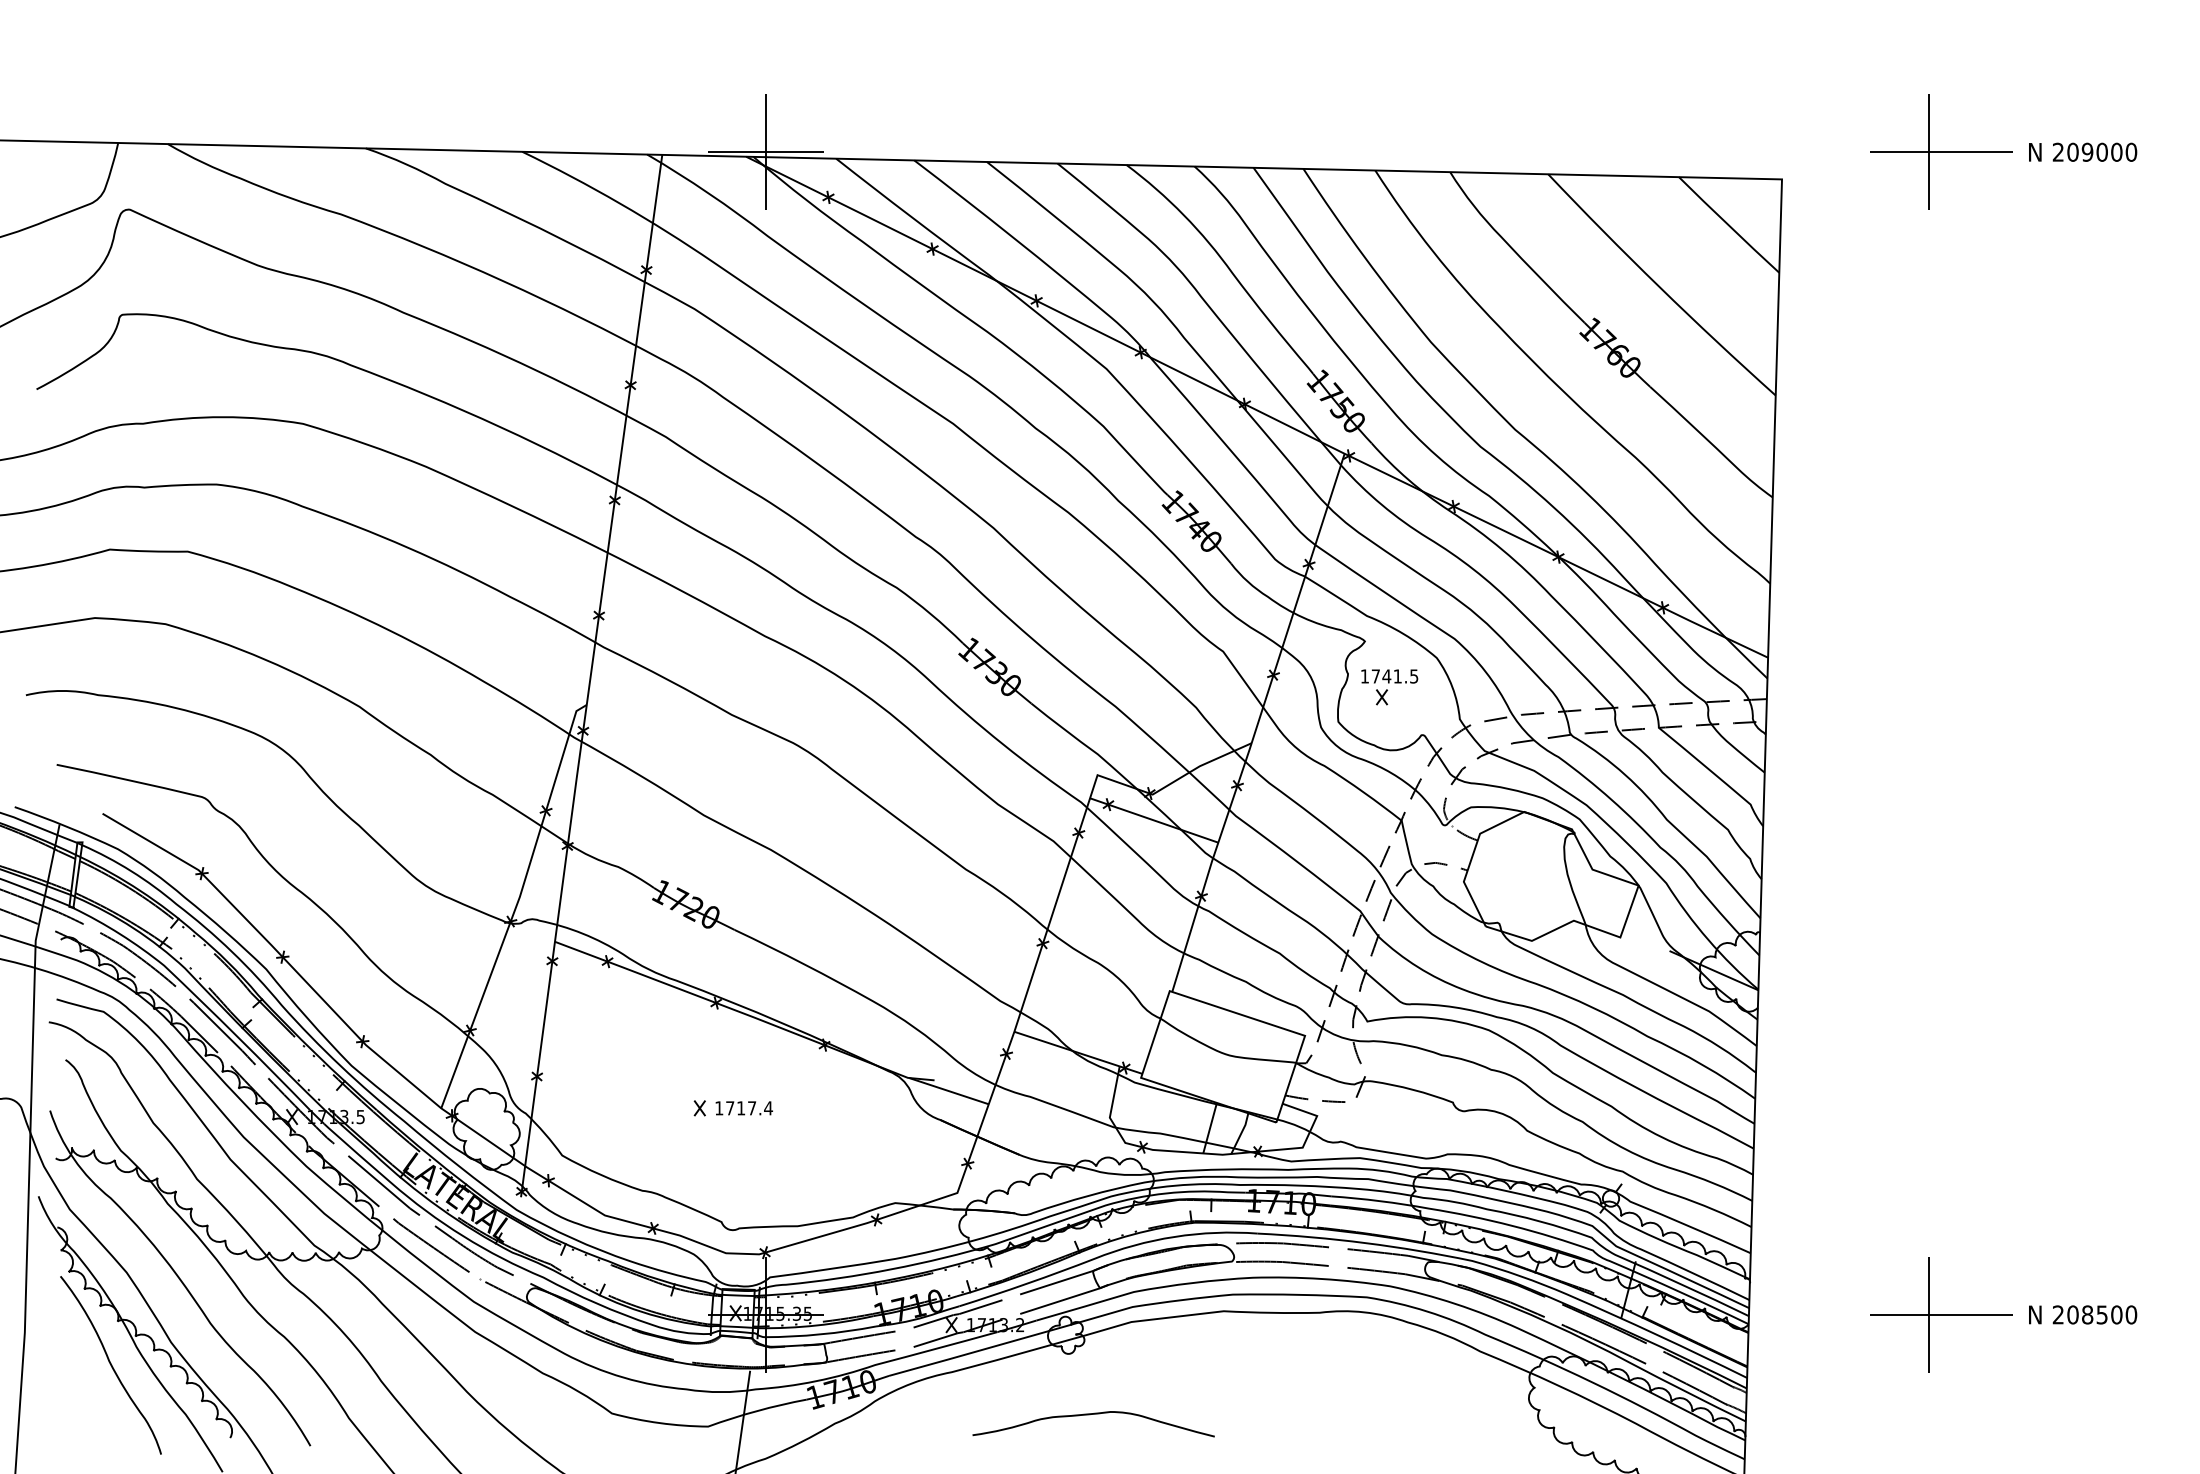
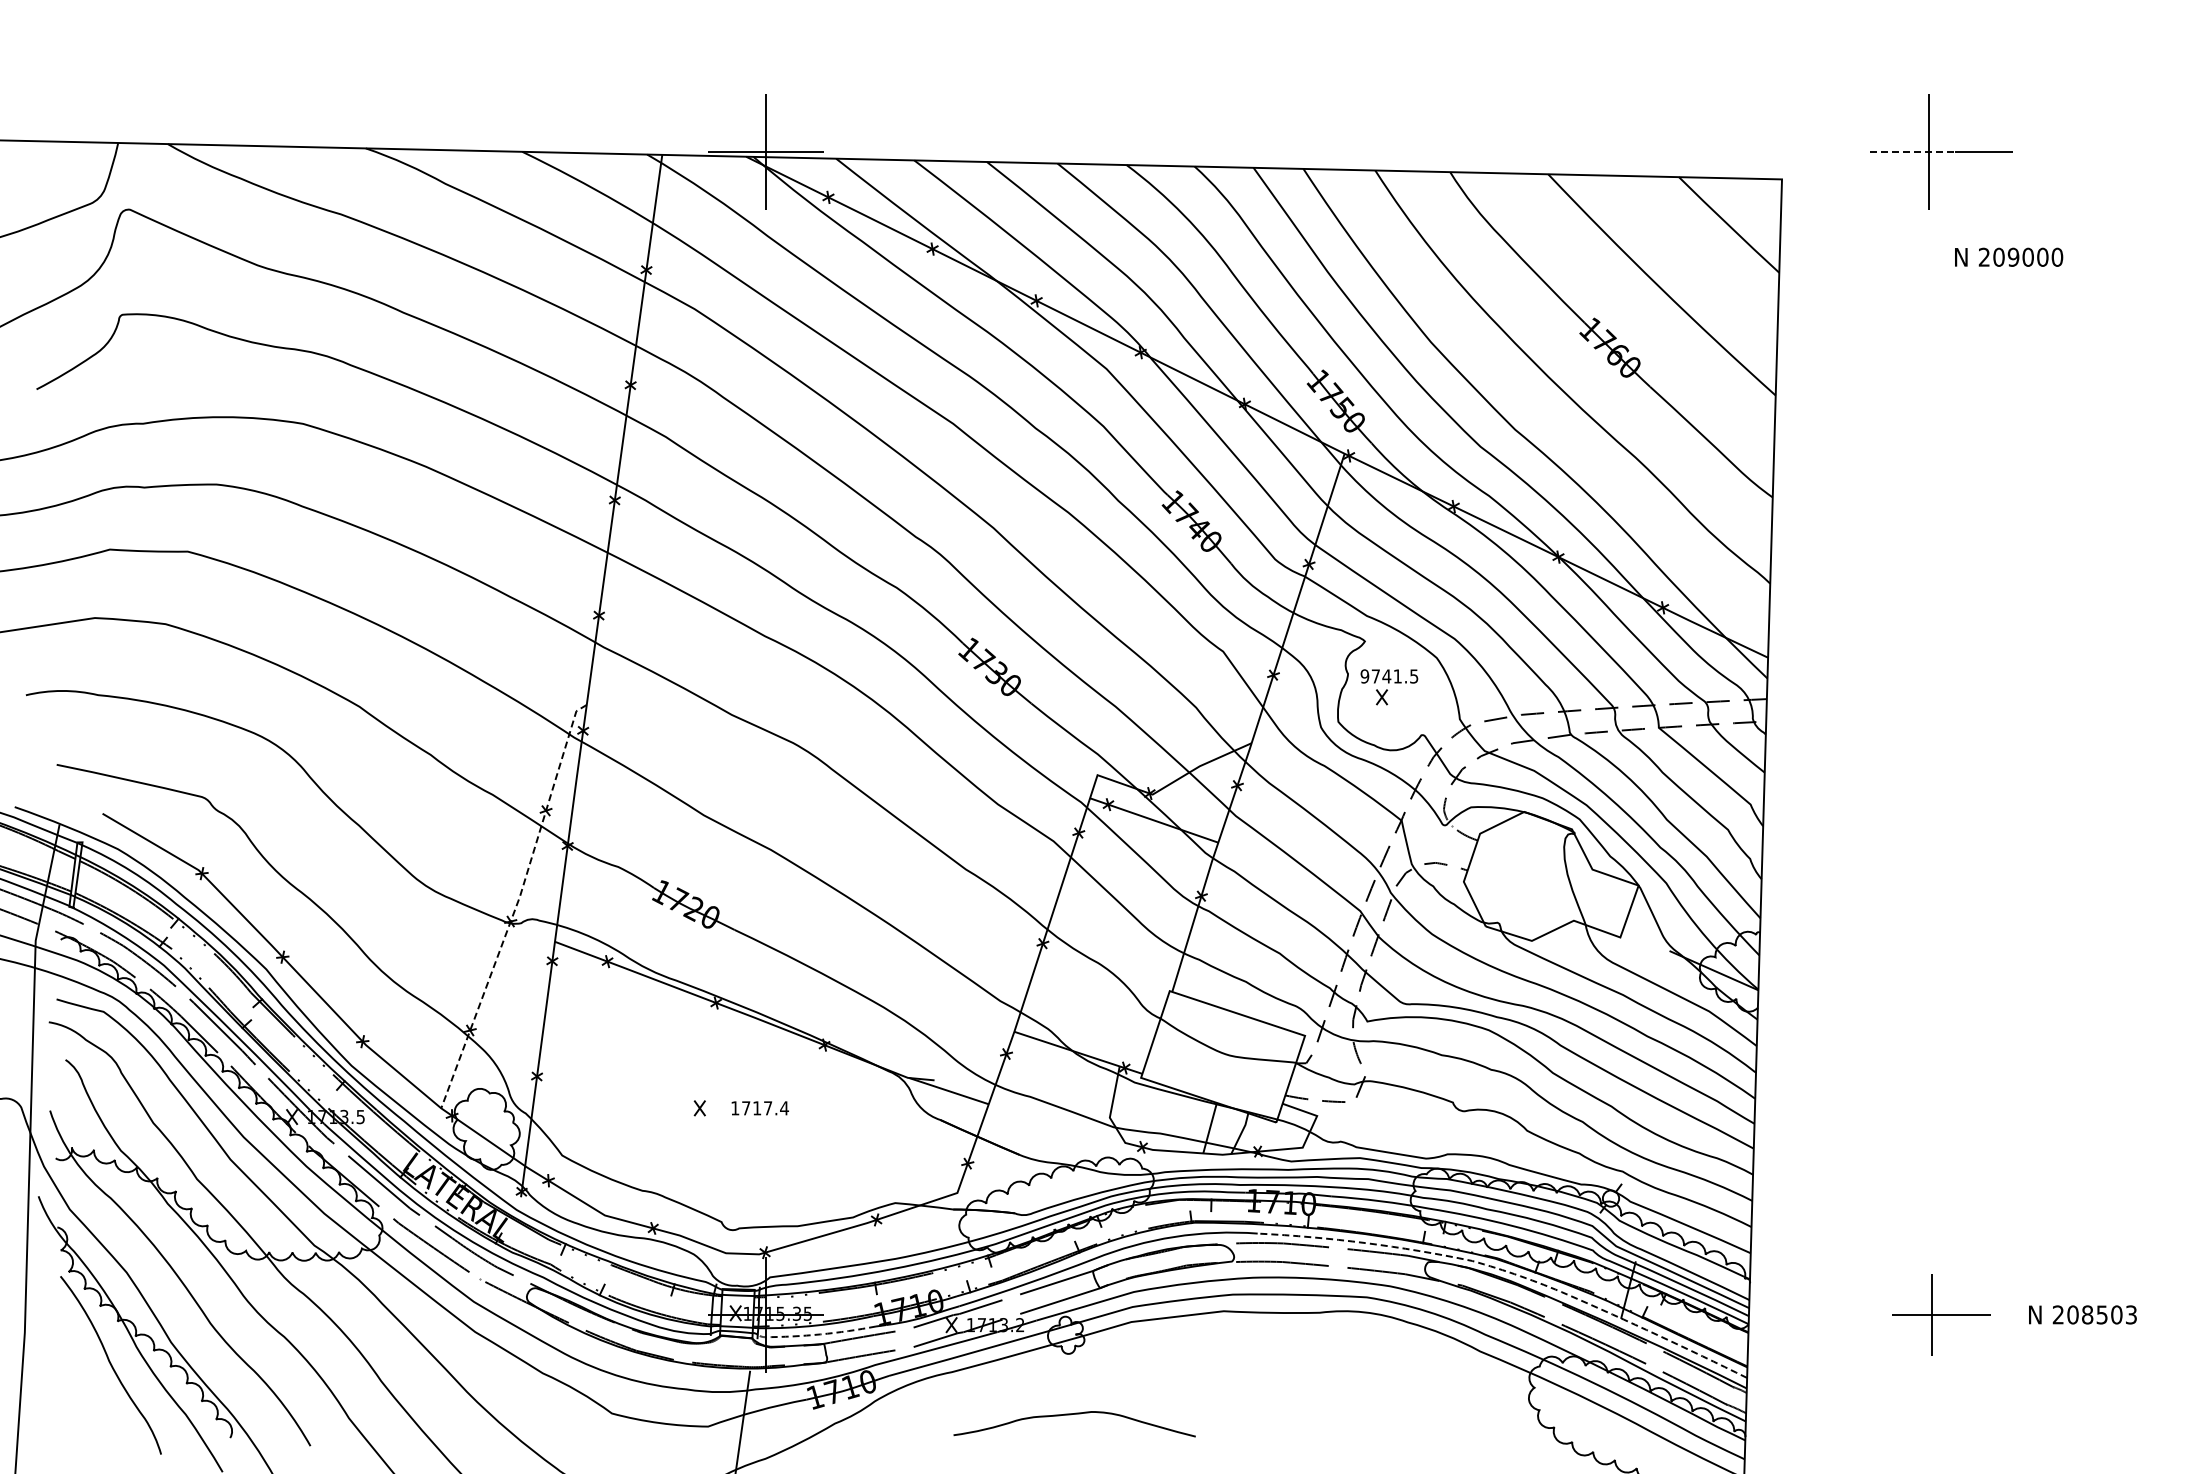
text position: (2083, 151) -> (2009, 256) (2009, 256)
line: solid -> dashed (1913, 152)
text: 1741.5 -> 9741.5 (1364, 676)
line: solid -> dashed (517, 904)
text position: (743, 1108) -> (759, 1108) (759, 1108)
line: solid -> dashed (1507, 1271)
part size: 143x116 px -> 99x82 px (1941, 1314)
text: 208500 -> 208503 (2131, 1314)
line: solid -> dashed (814, 1334)
curve position: (1090, 1415) -> (1071, 1415) (1071, 1415)
